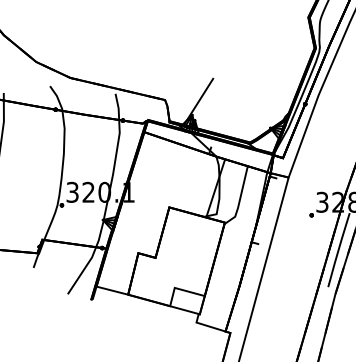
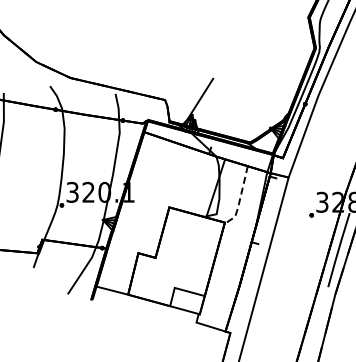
line: solid -> dashed (240, 199)
